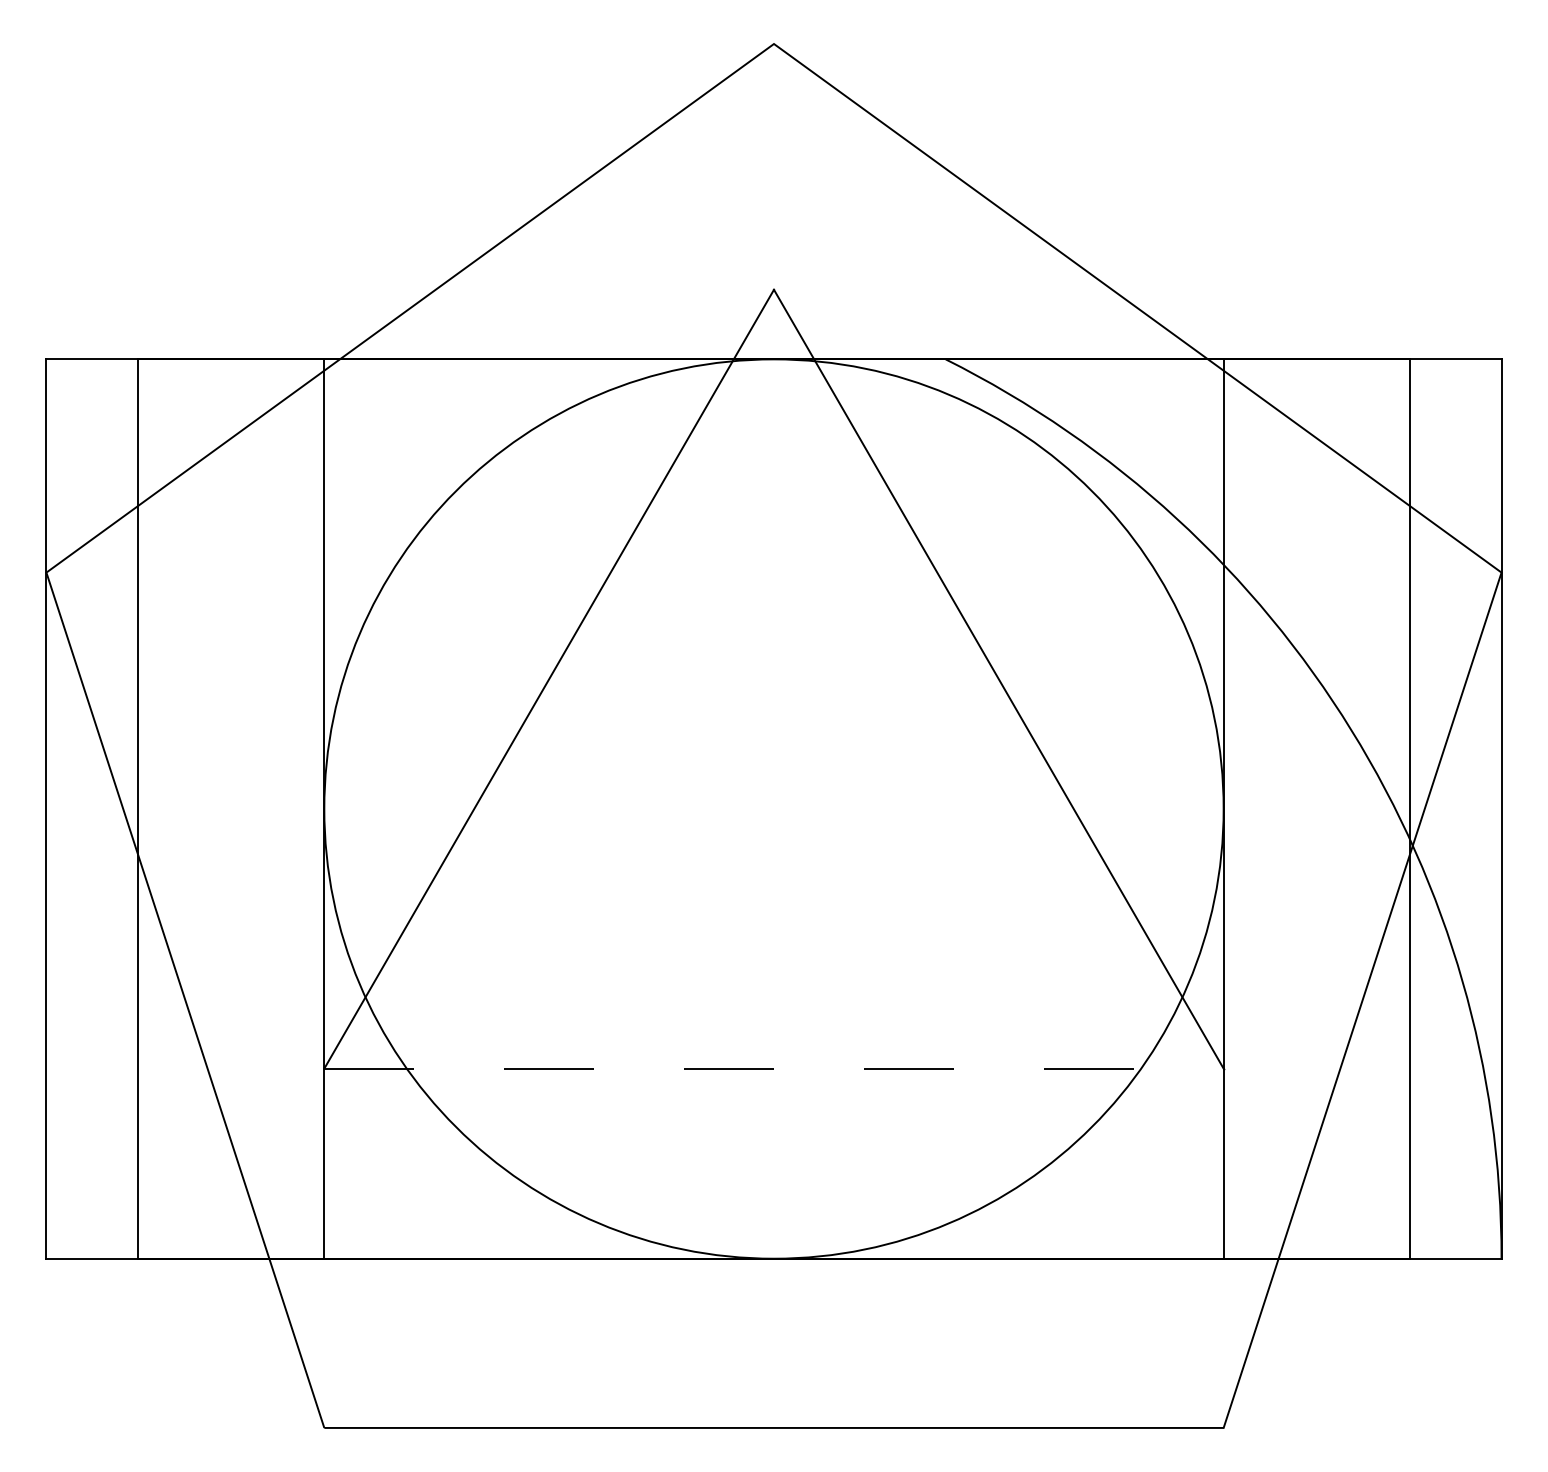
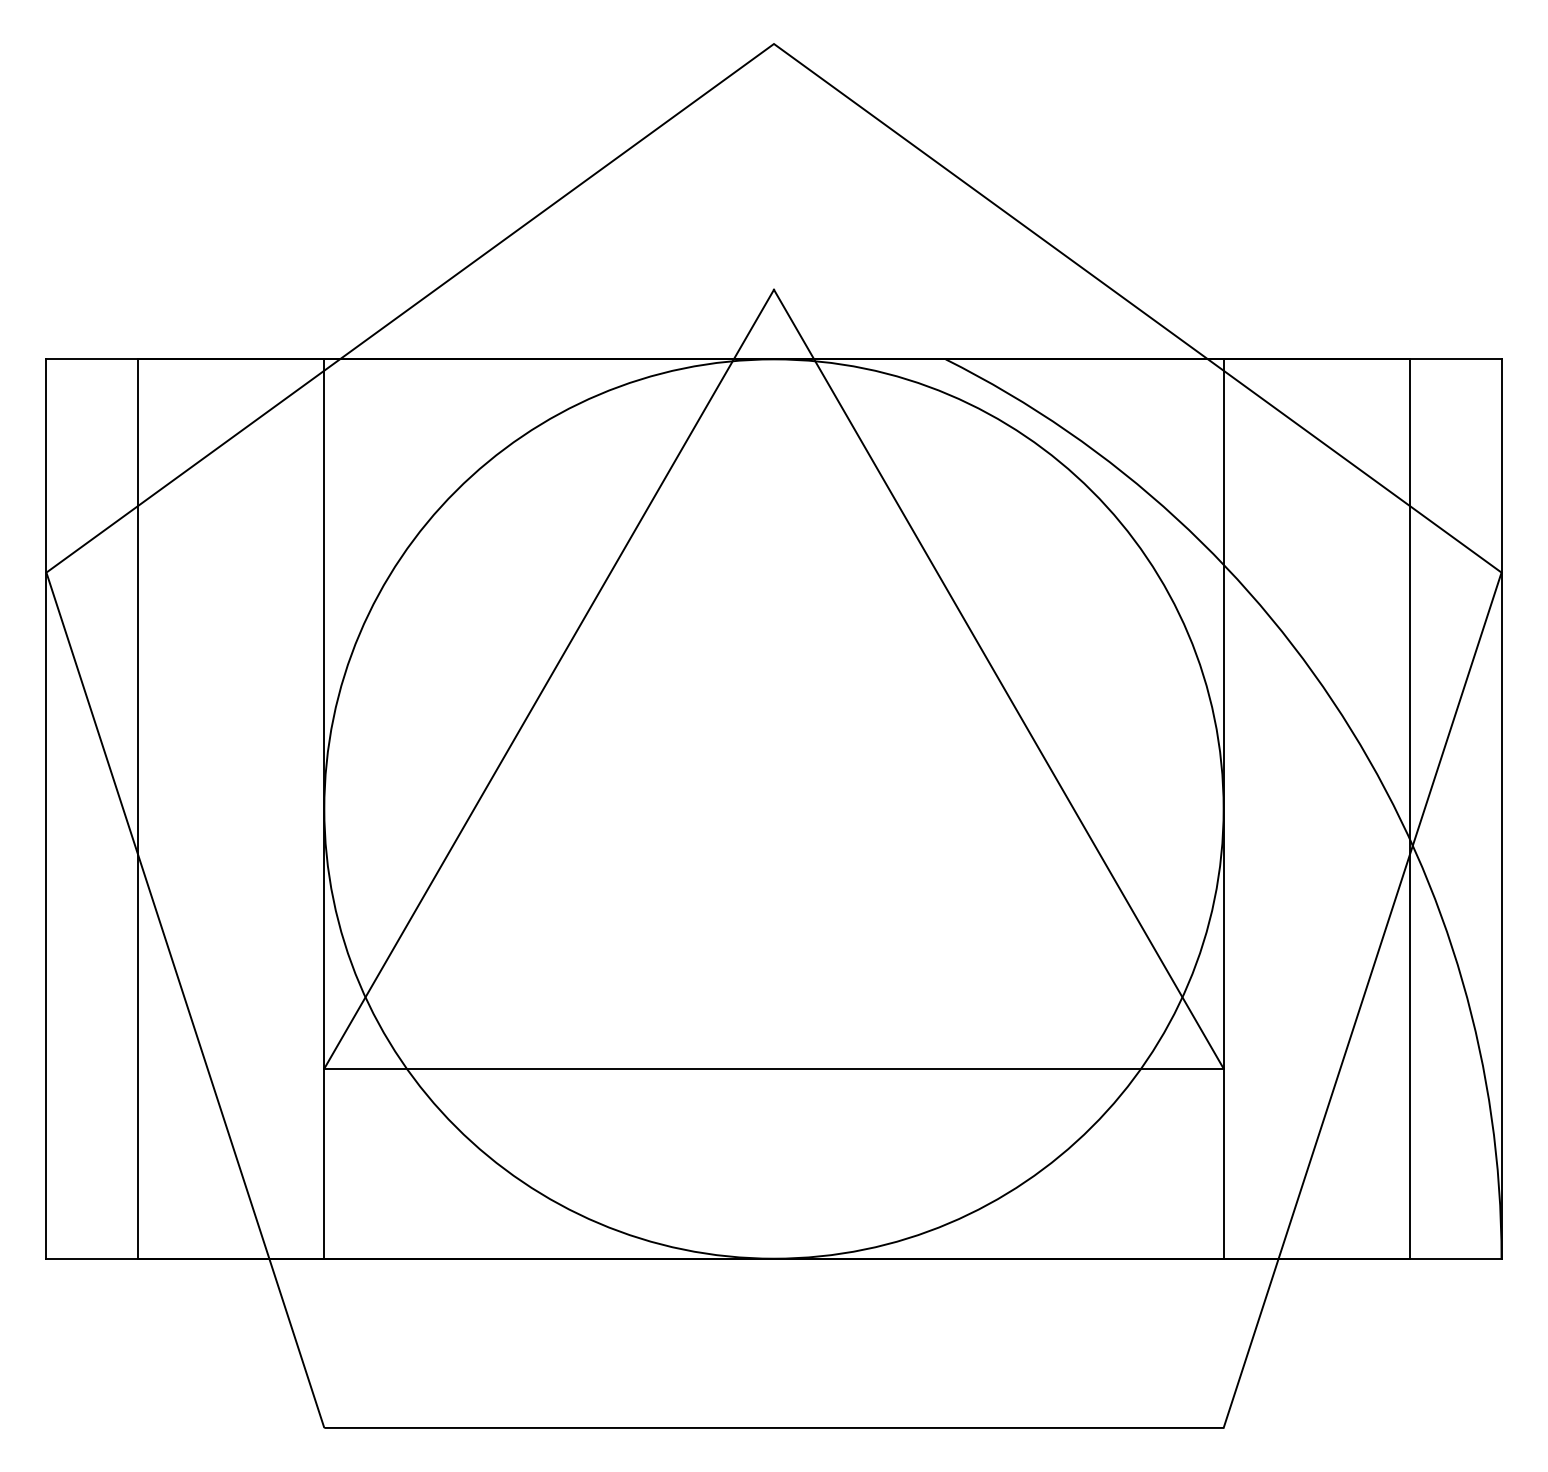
line: dashed -> solid (773, 1068)
